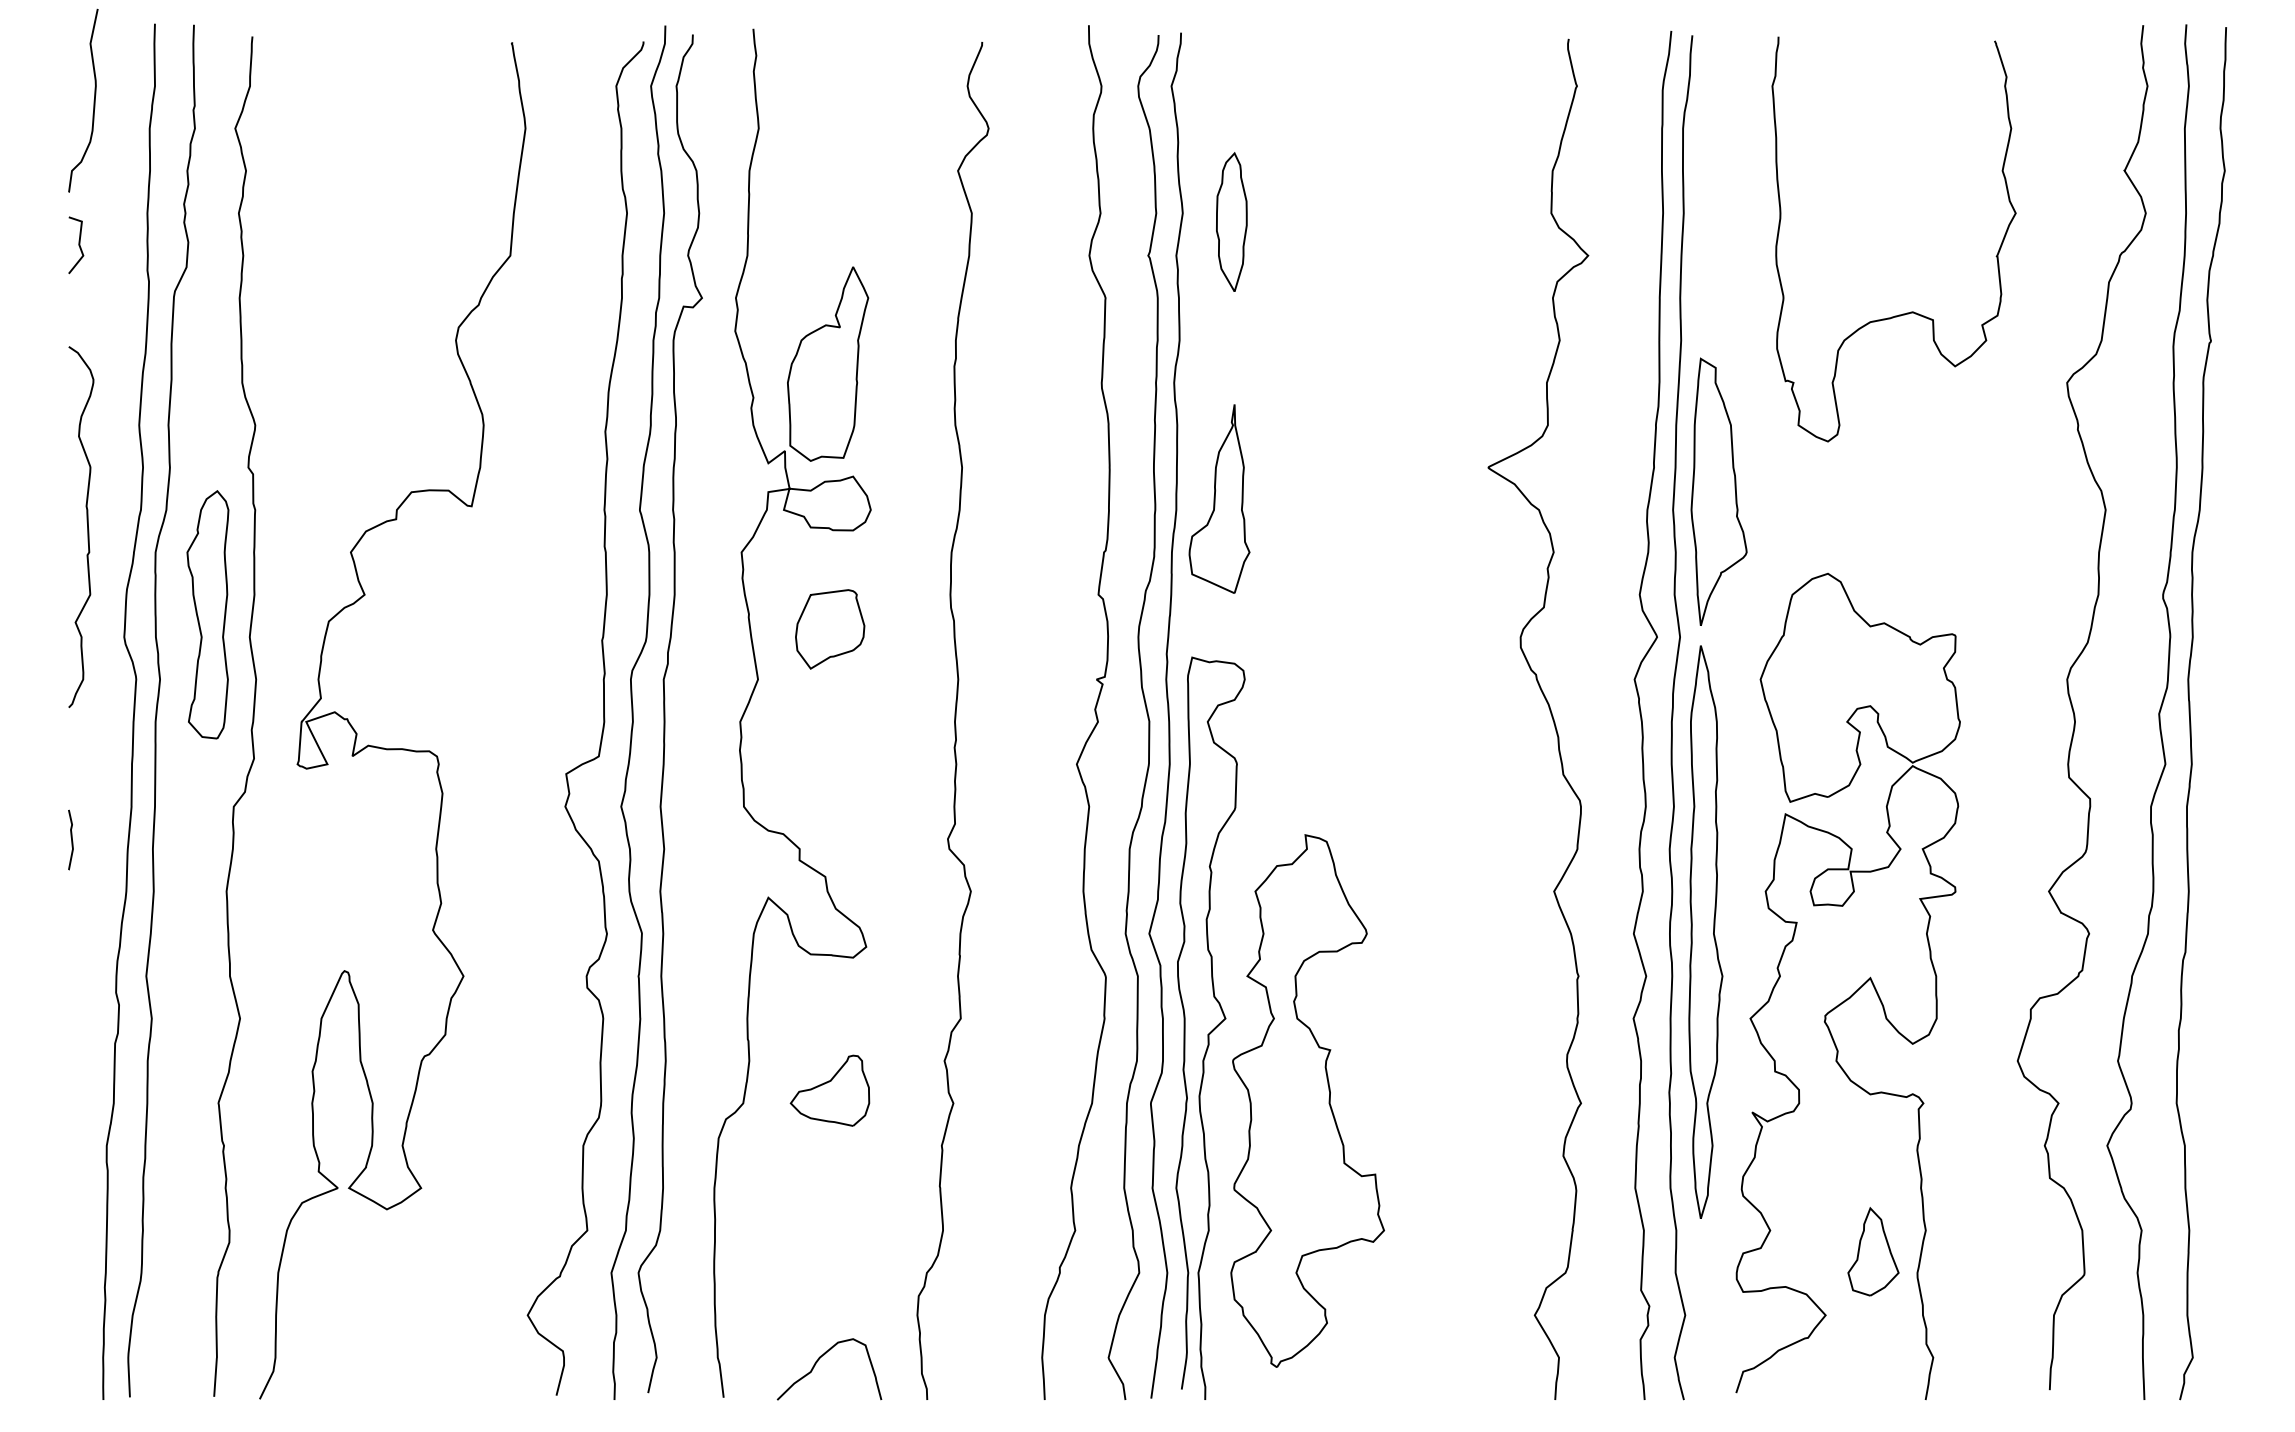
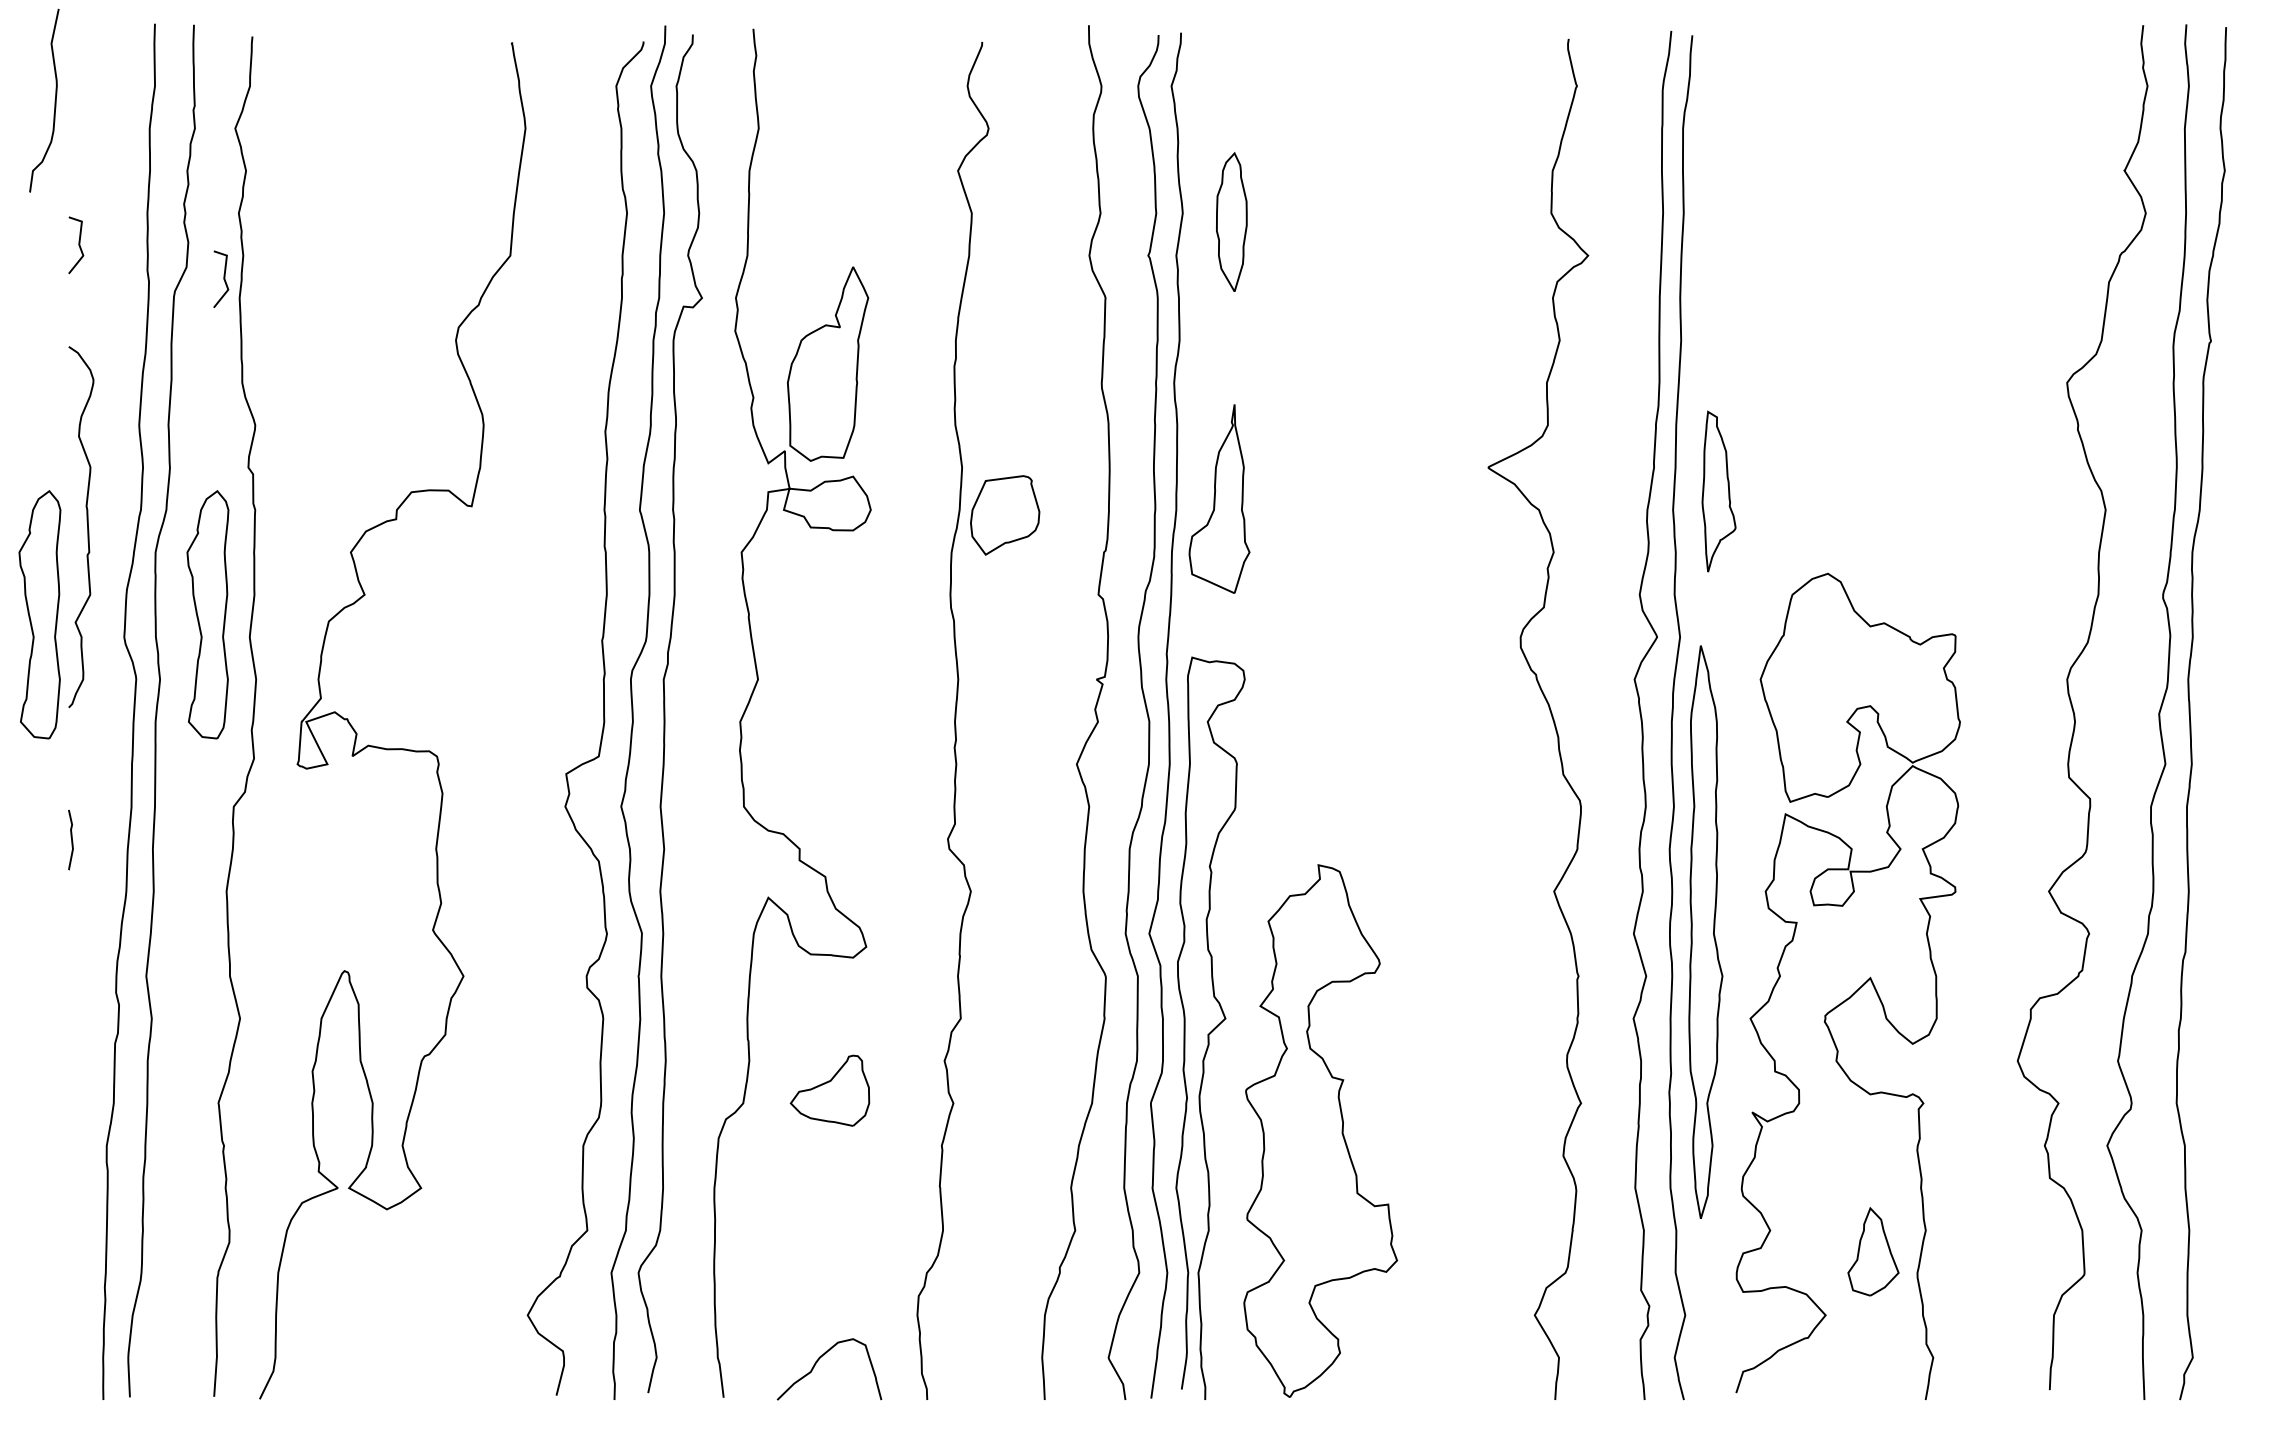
curve position: (93, 100) -> (54, 100) (54, 100)
line: none -> present (223, 279)
curve: present -> none (1910, 311)
part size: 58x269 px -> 36x163 px (1718, 491)
part: none -> present (39, 614)
part position: (830, 629) -> (1005, 515) (1005, 515)
part position: (1307, 1100) -> (1320, 1130) (1320, 1130)
